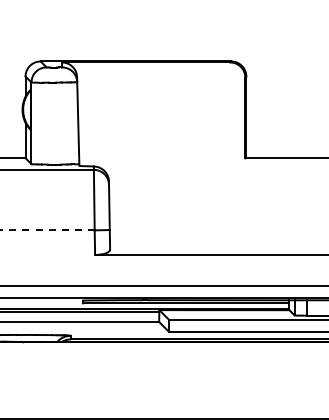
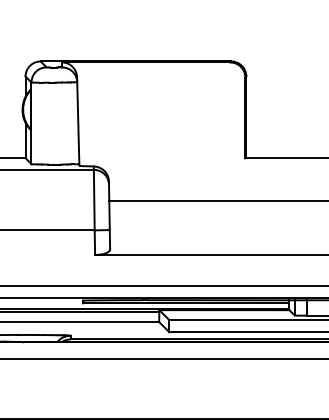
line: none -> present (217, 200)
line: dashed -> solid (47, 230)
line: none -> present (163, 358)
